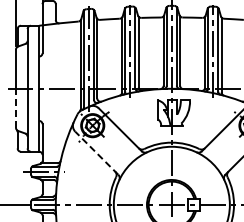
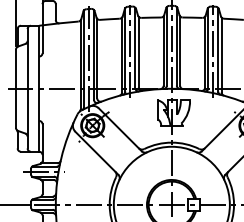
line: dashed -> solid (16, 108)
line: dashed -> solid (96, 152)
